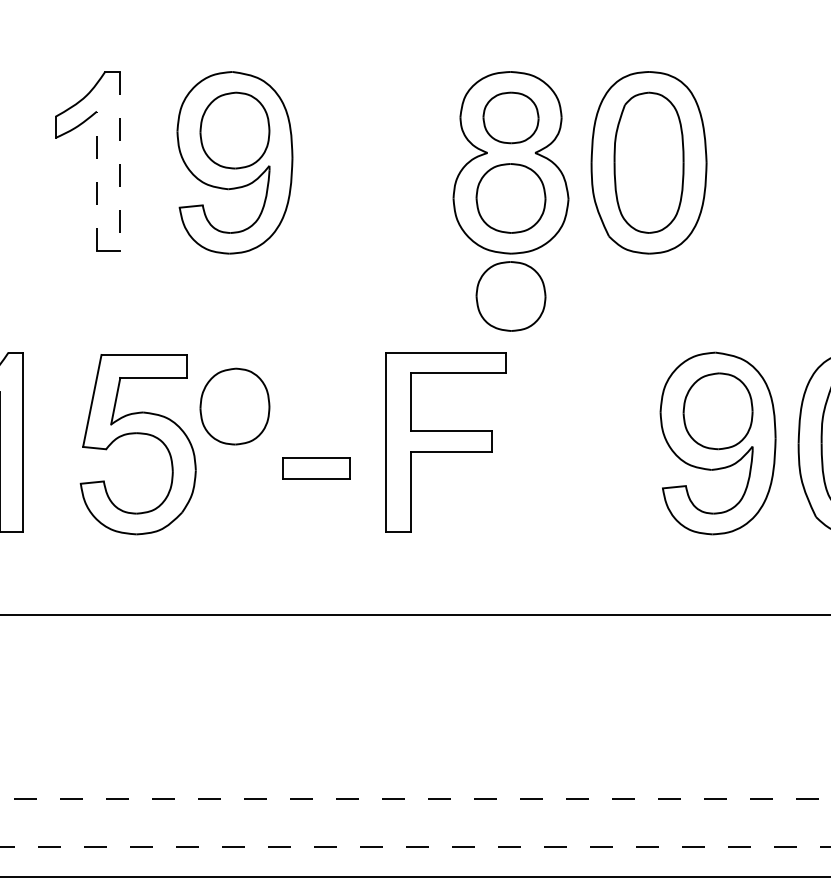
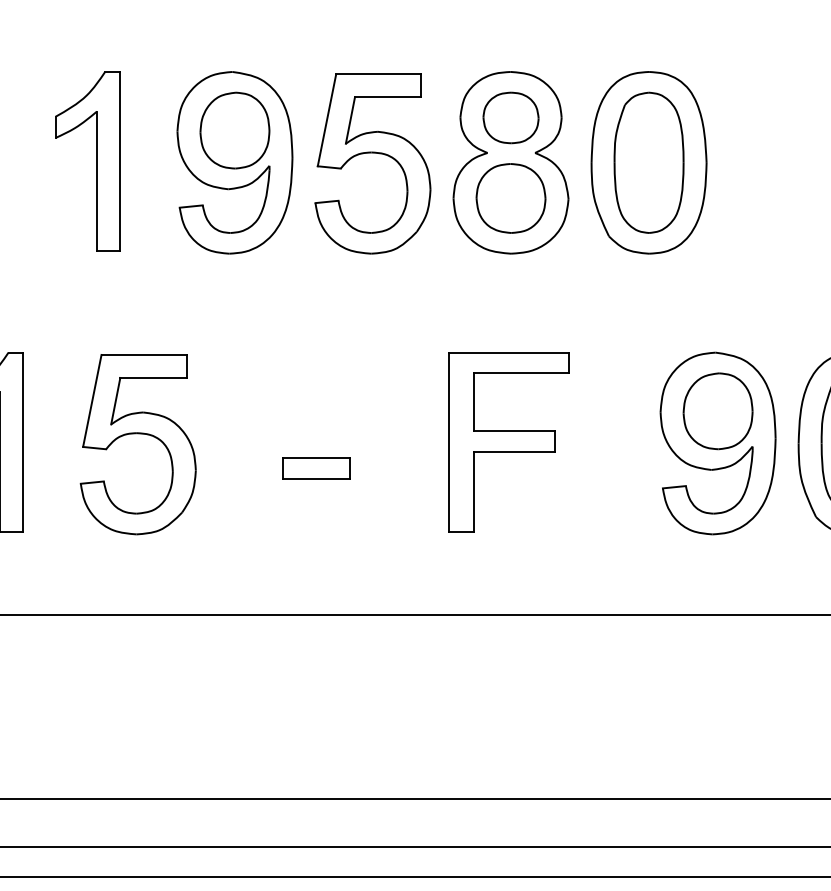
part: none -> present (372, 153)
line: dashed -> solid (119, 161)
line: dashed -> solid (96, 181)
part: present -> none (510, 296)
part: present -> none (234, 406)
part position: (445, 442) -> (508, 442) (508, 442)
line: dashed -> solid (416, 798)
line: dashed -> solid (416, 846)
